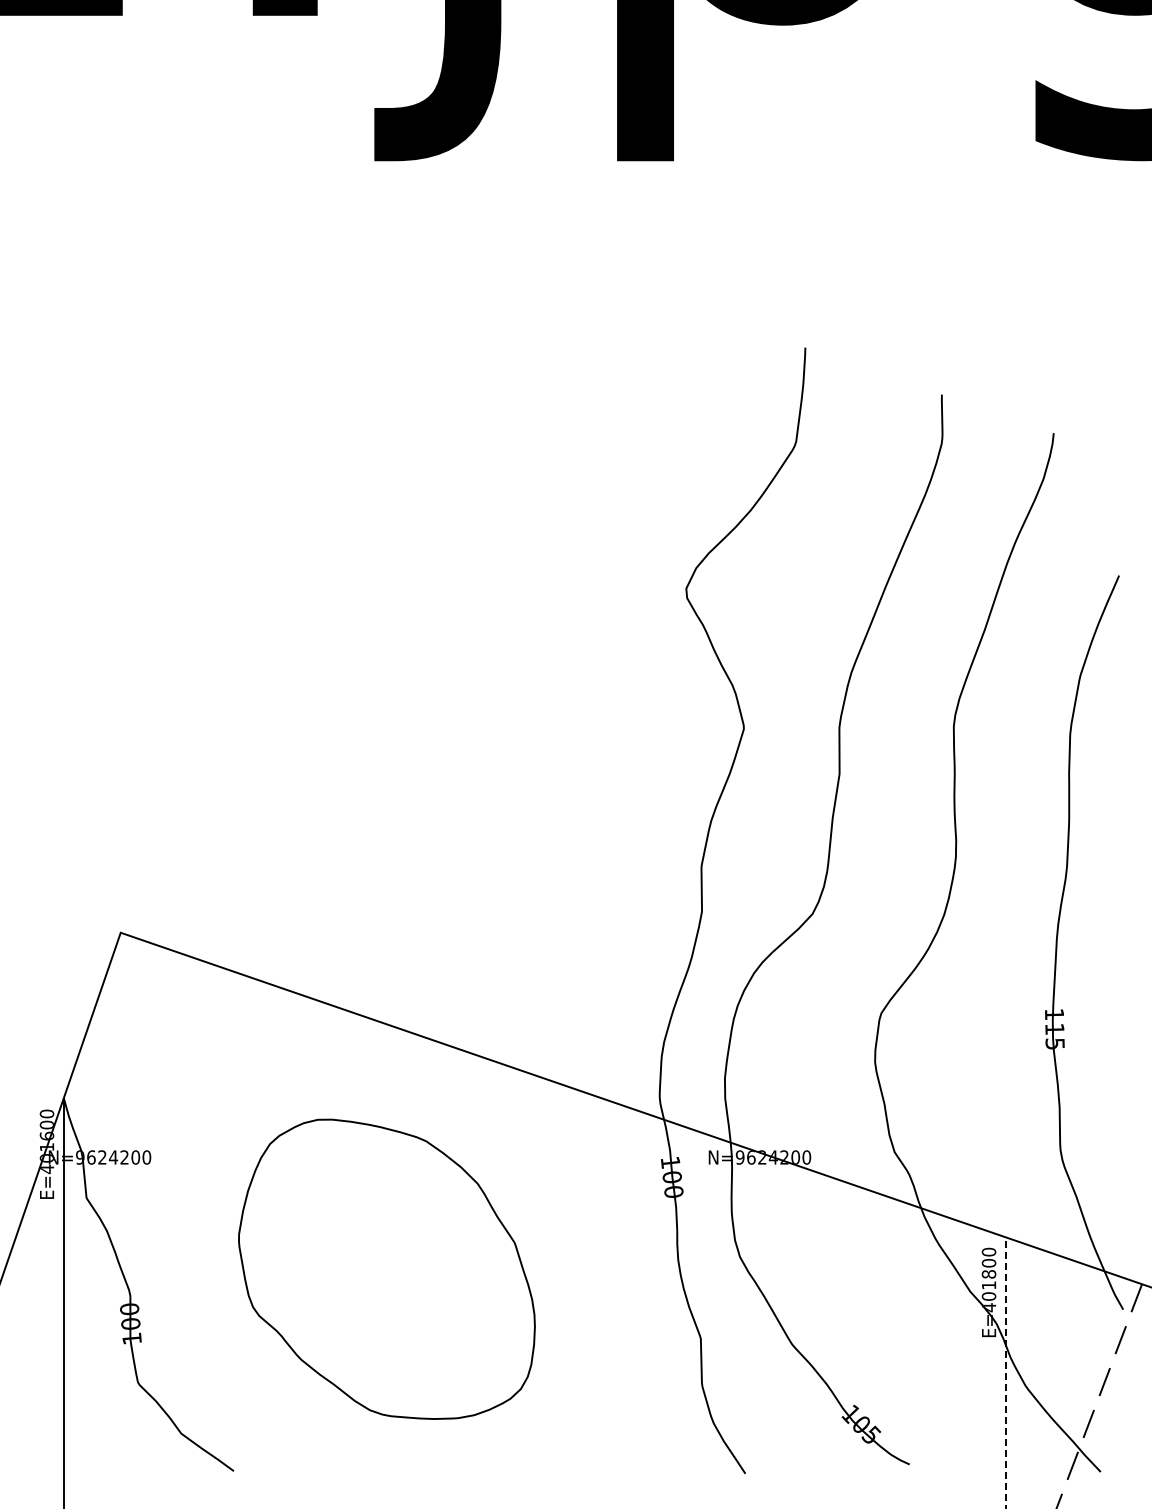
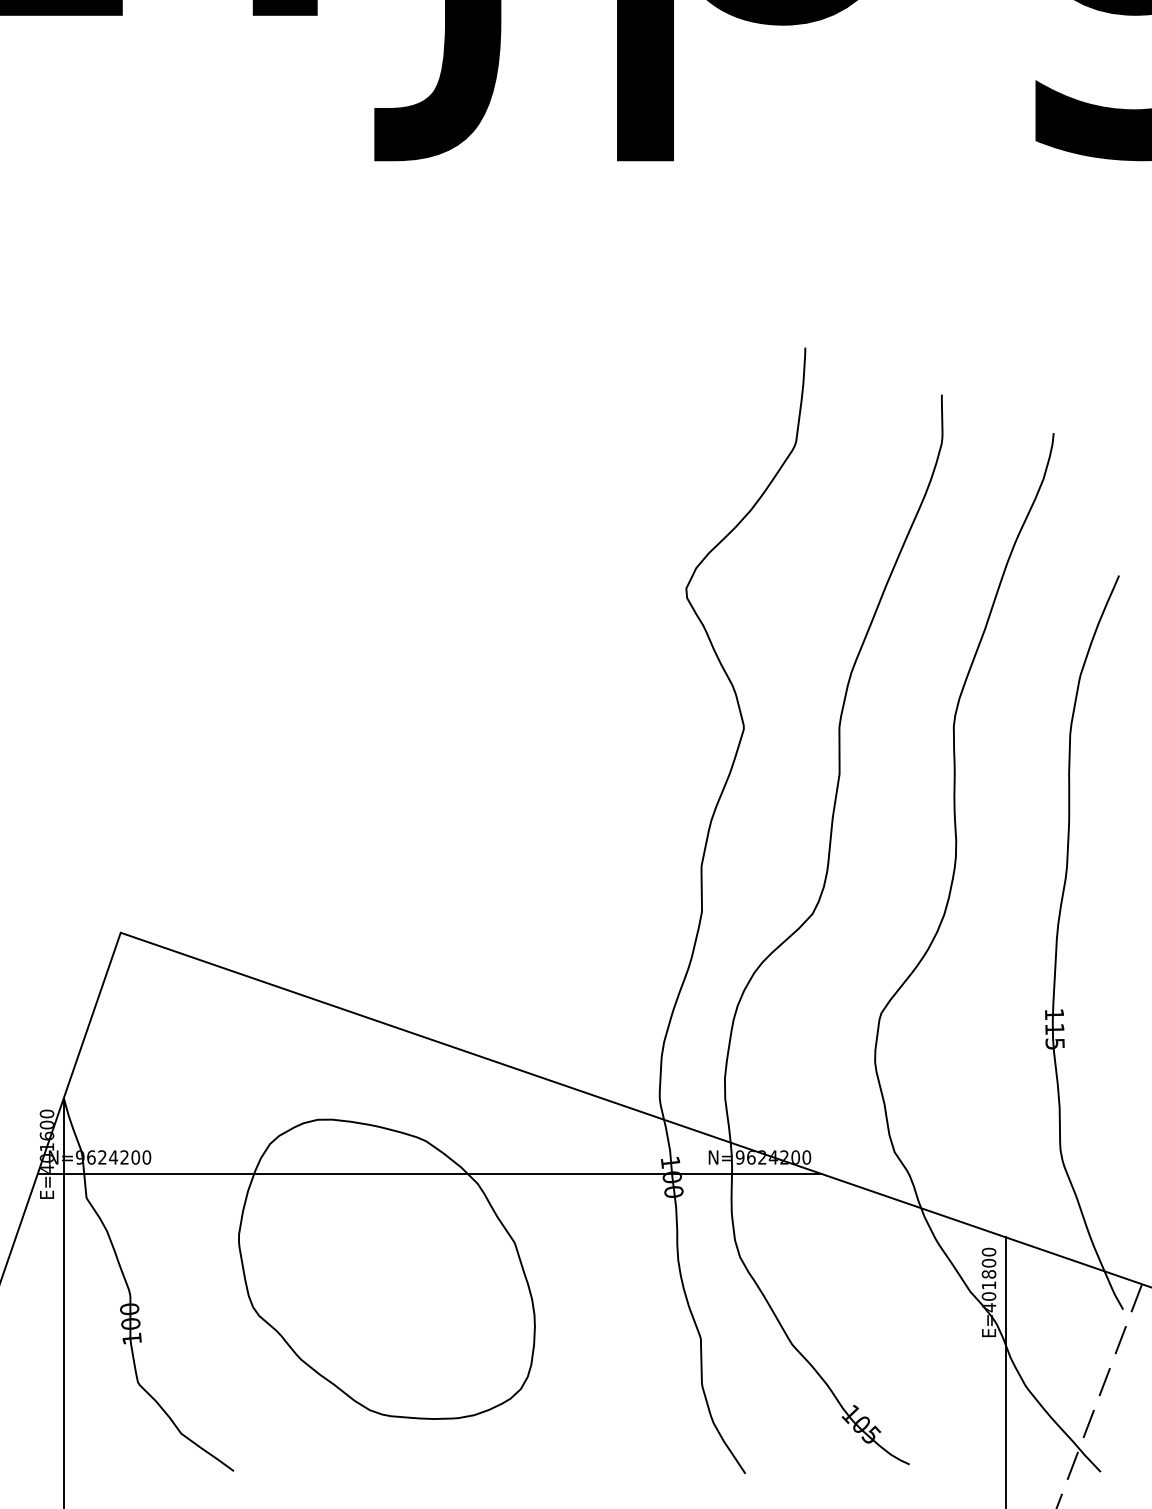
line: none -> present (429, 1174)
line: dashed -> solid (1005, 1372)
